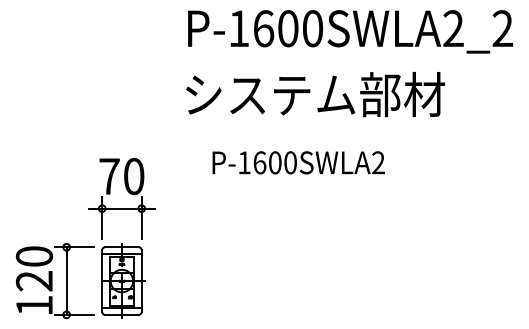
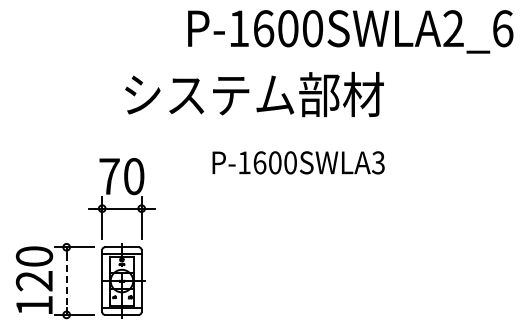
text: P-1600SWLA2_2 -> P-1600SWLA2_6 (502, 28)
text position: (315, 94) -> (254, 94) (254, 94)
text: P-1600SWLA2 -> P-1600SWLA3 (378, 162)
line: solid -> dashed (66, 281)
